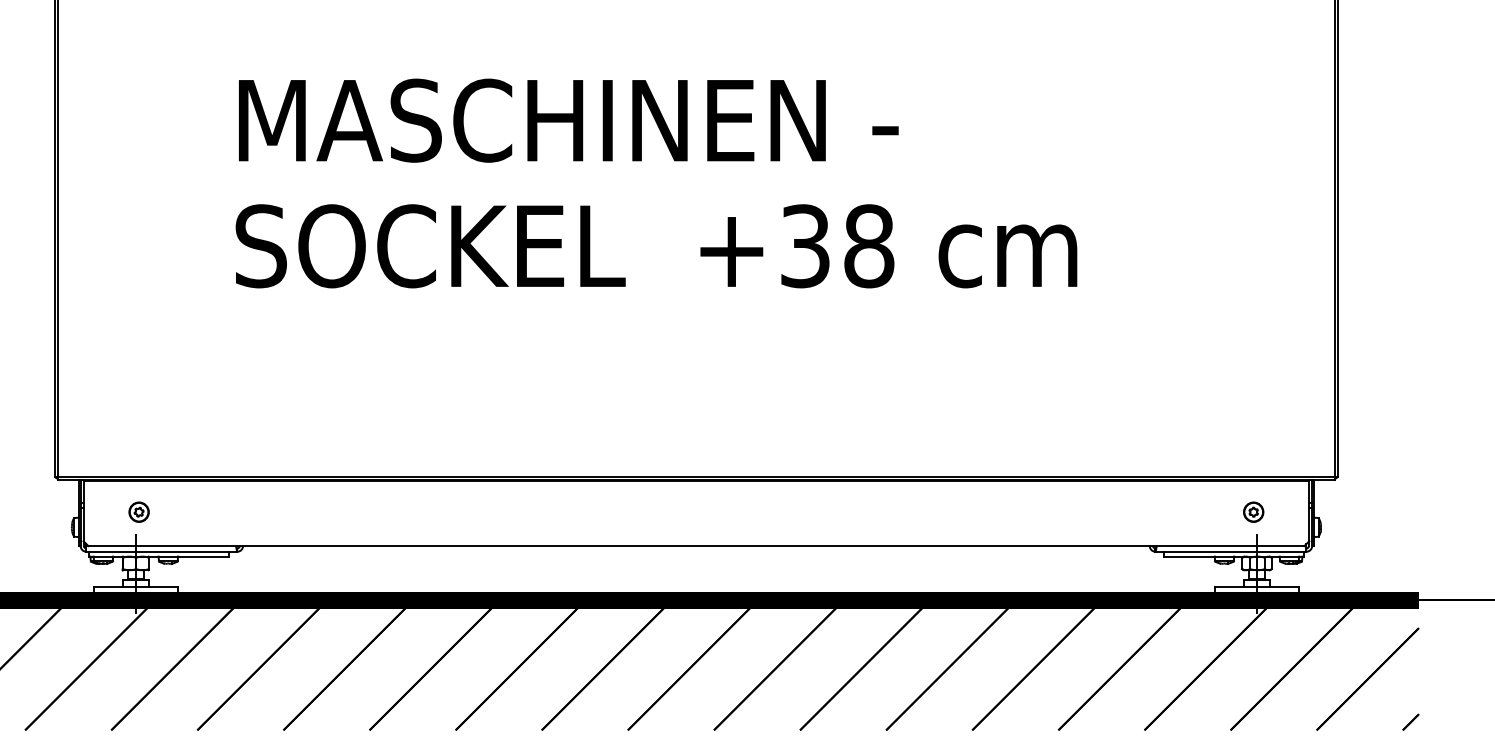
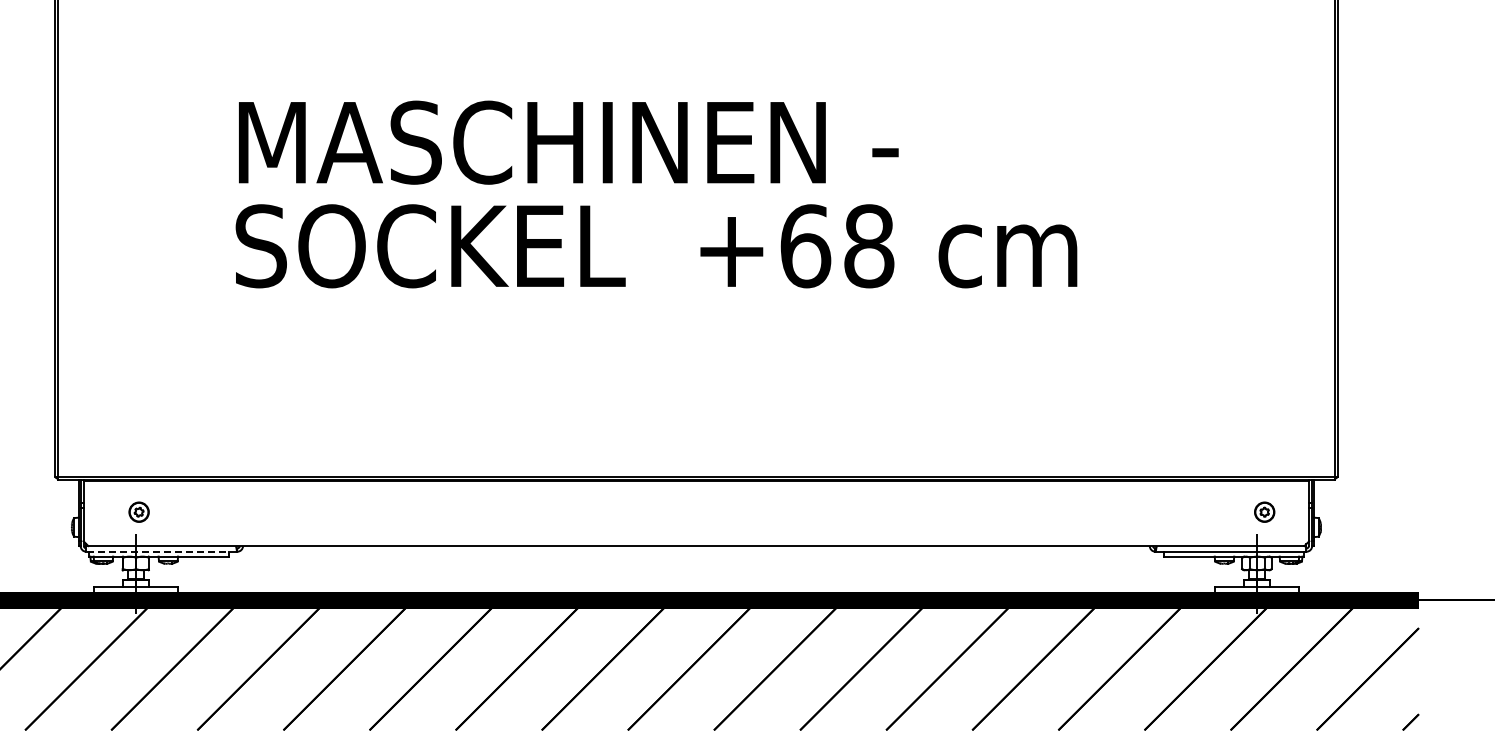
text position: (568, 120) -> (568, 142) (568, 142)
text: +38 -> +68 (805, 246)
part position: (1253, 511) -> (1264, 511) (1264, 511)
line: solid -> dashed (161, 551)
